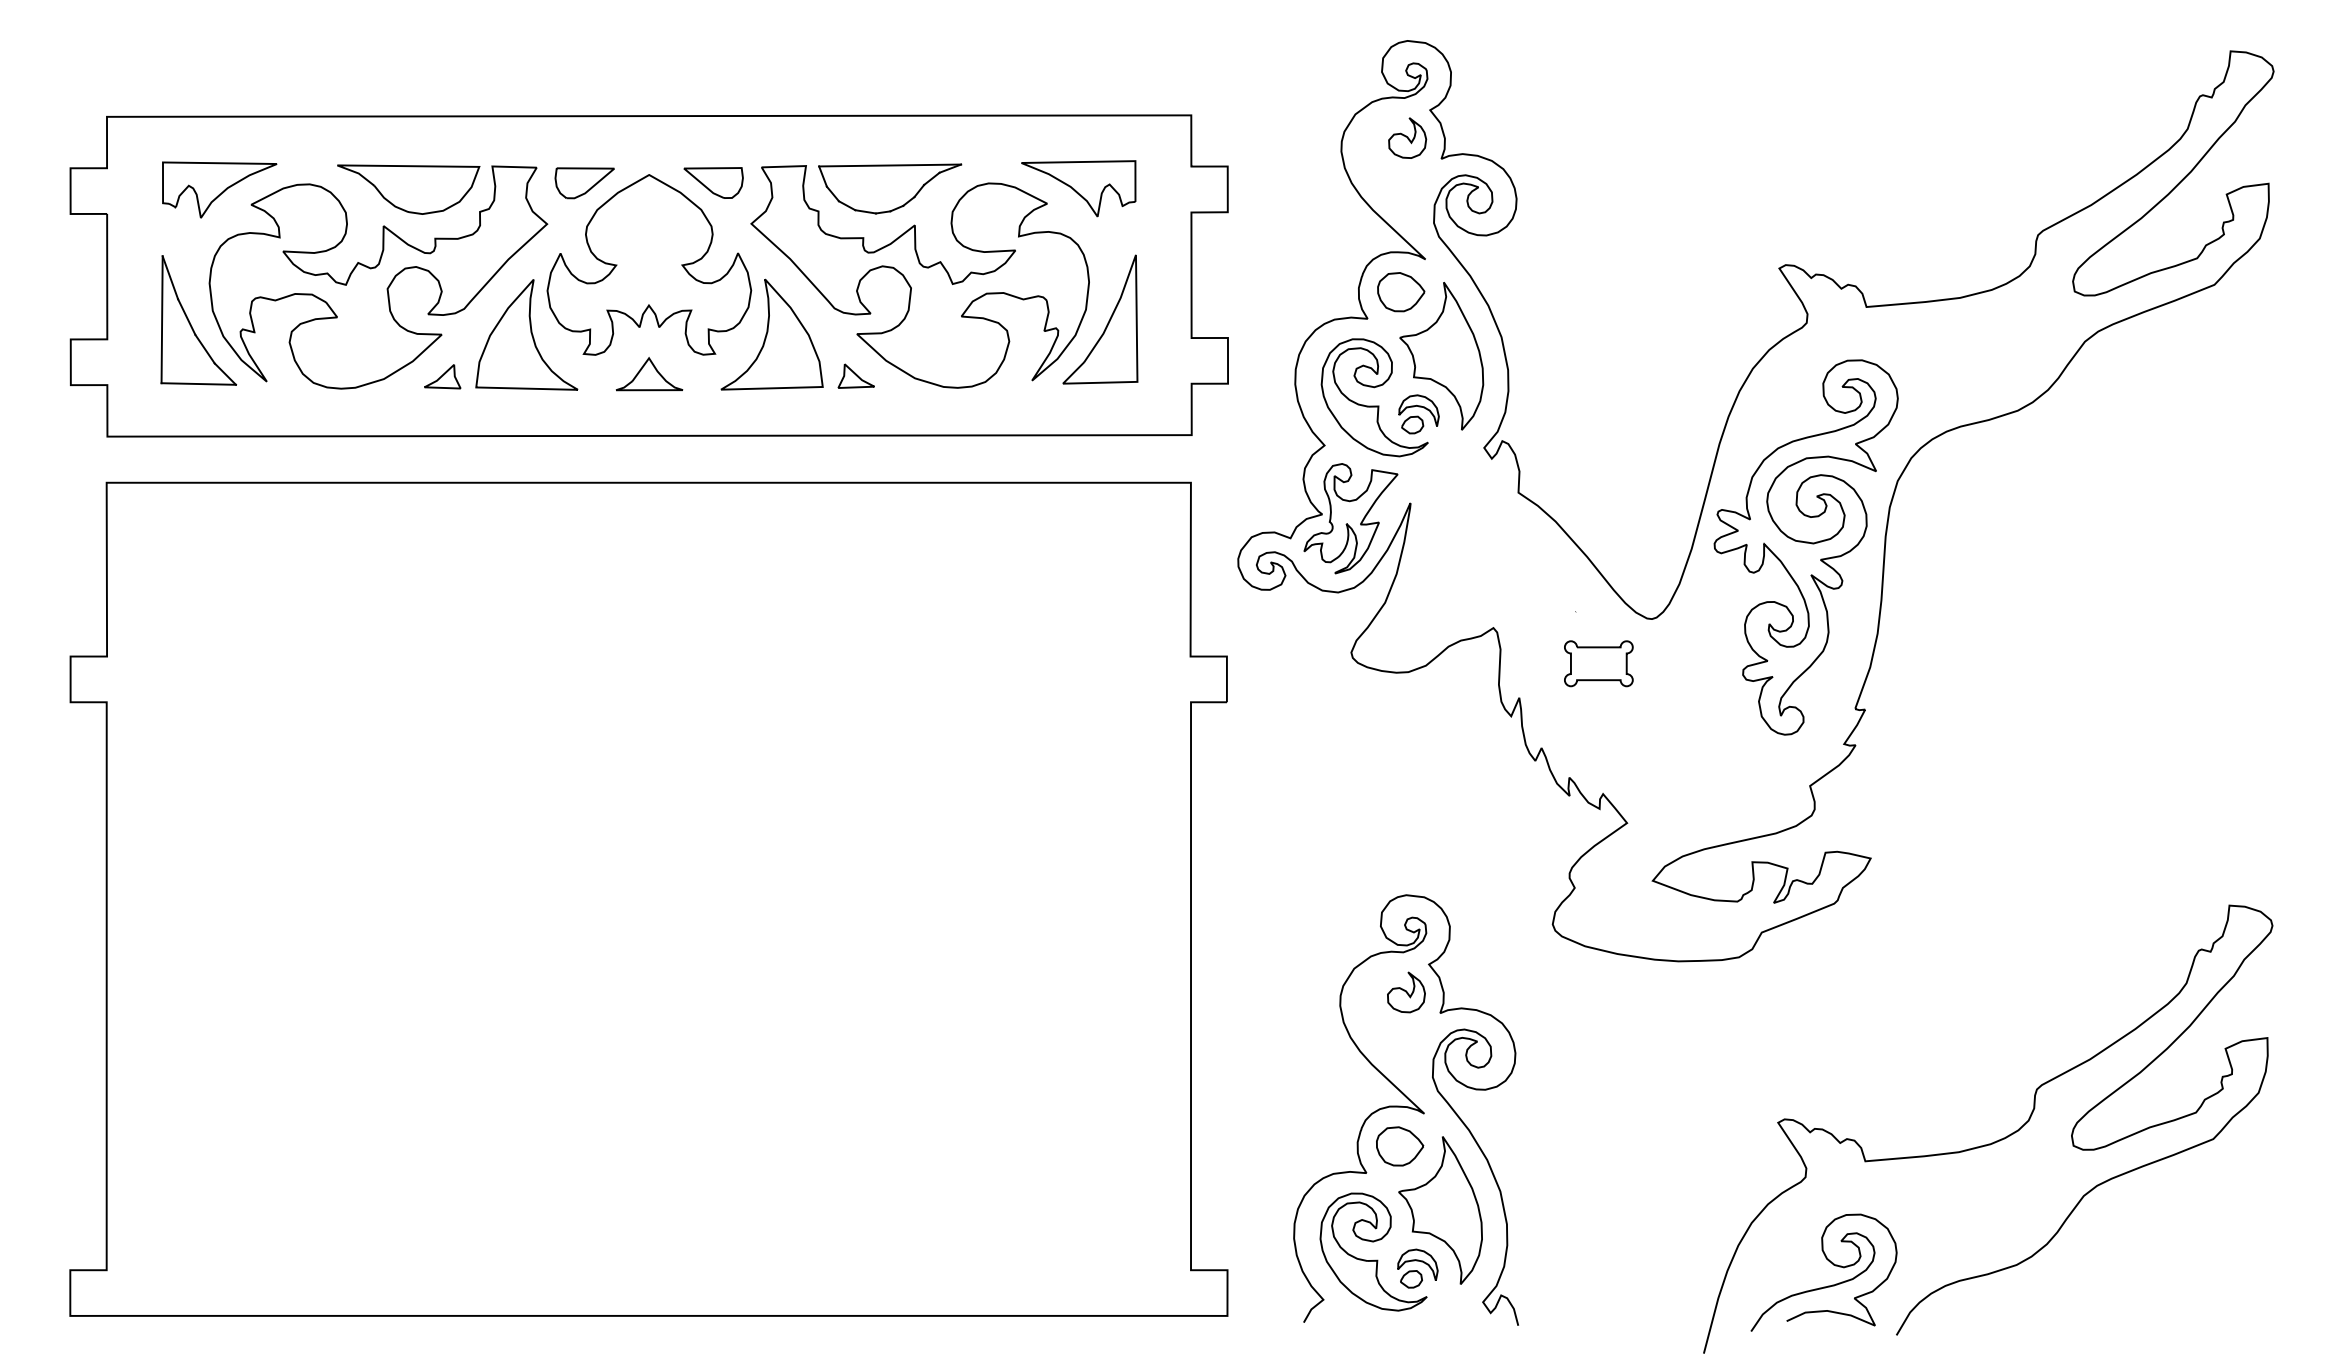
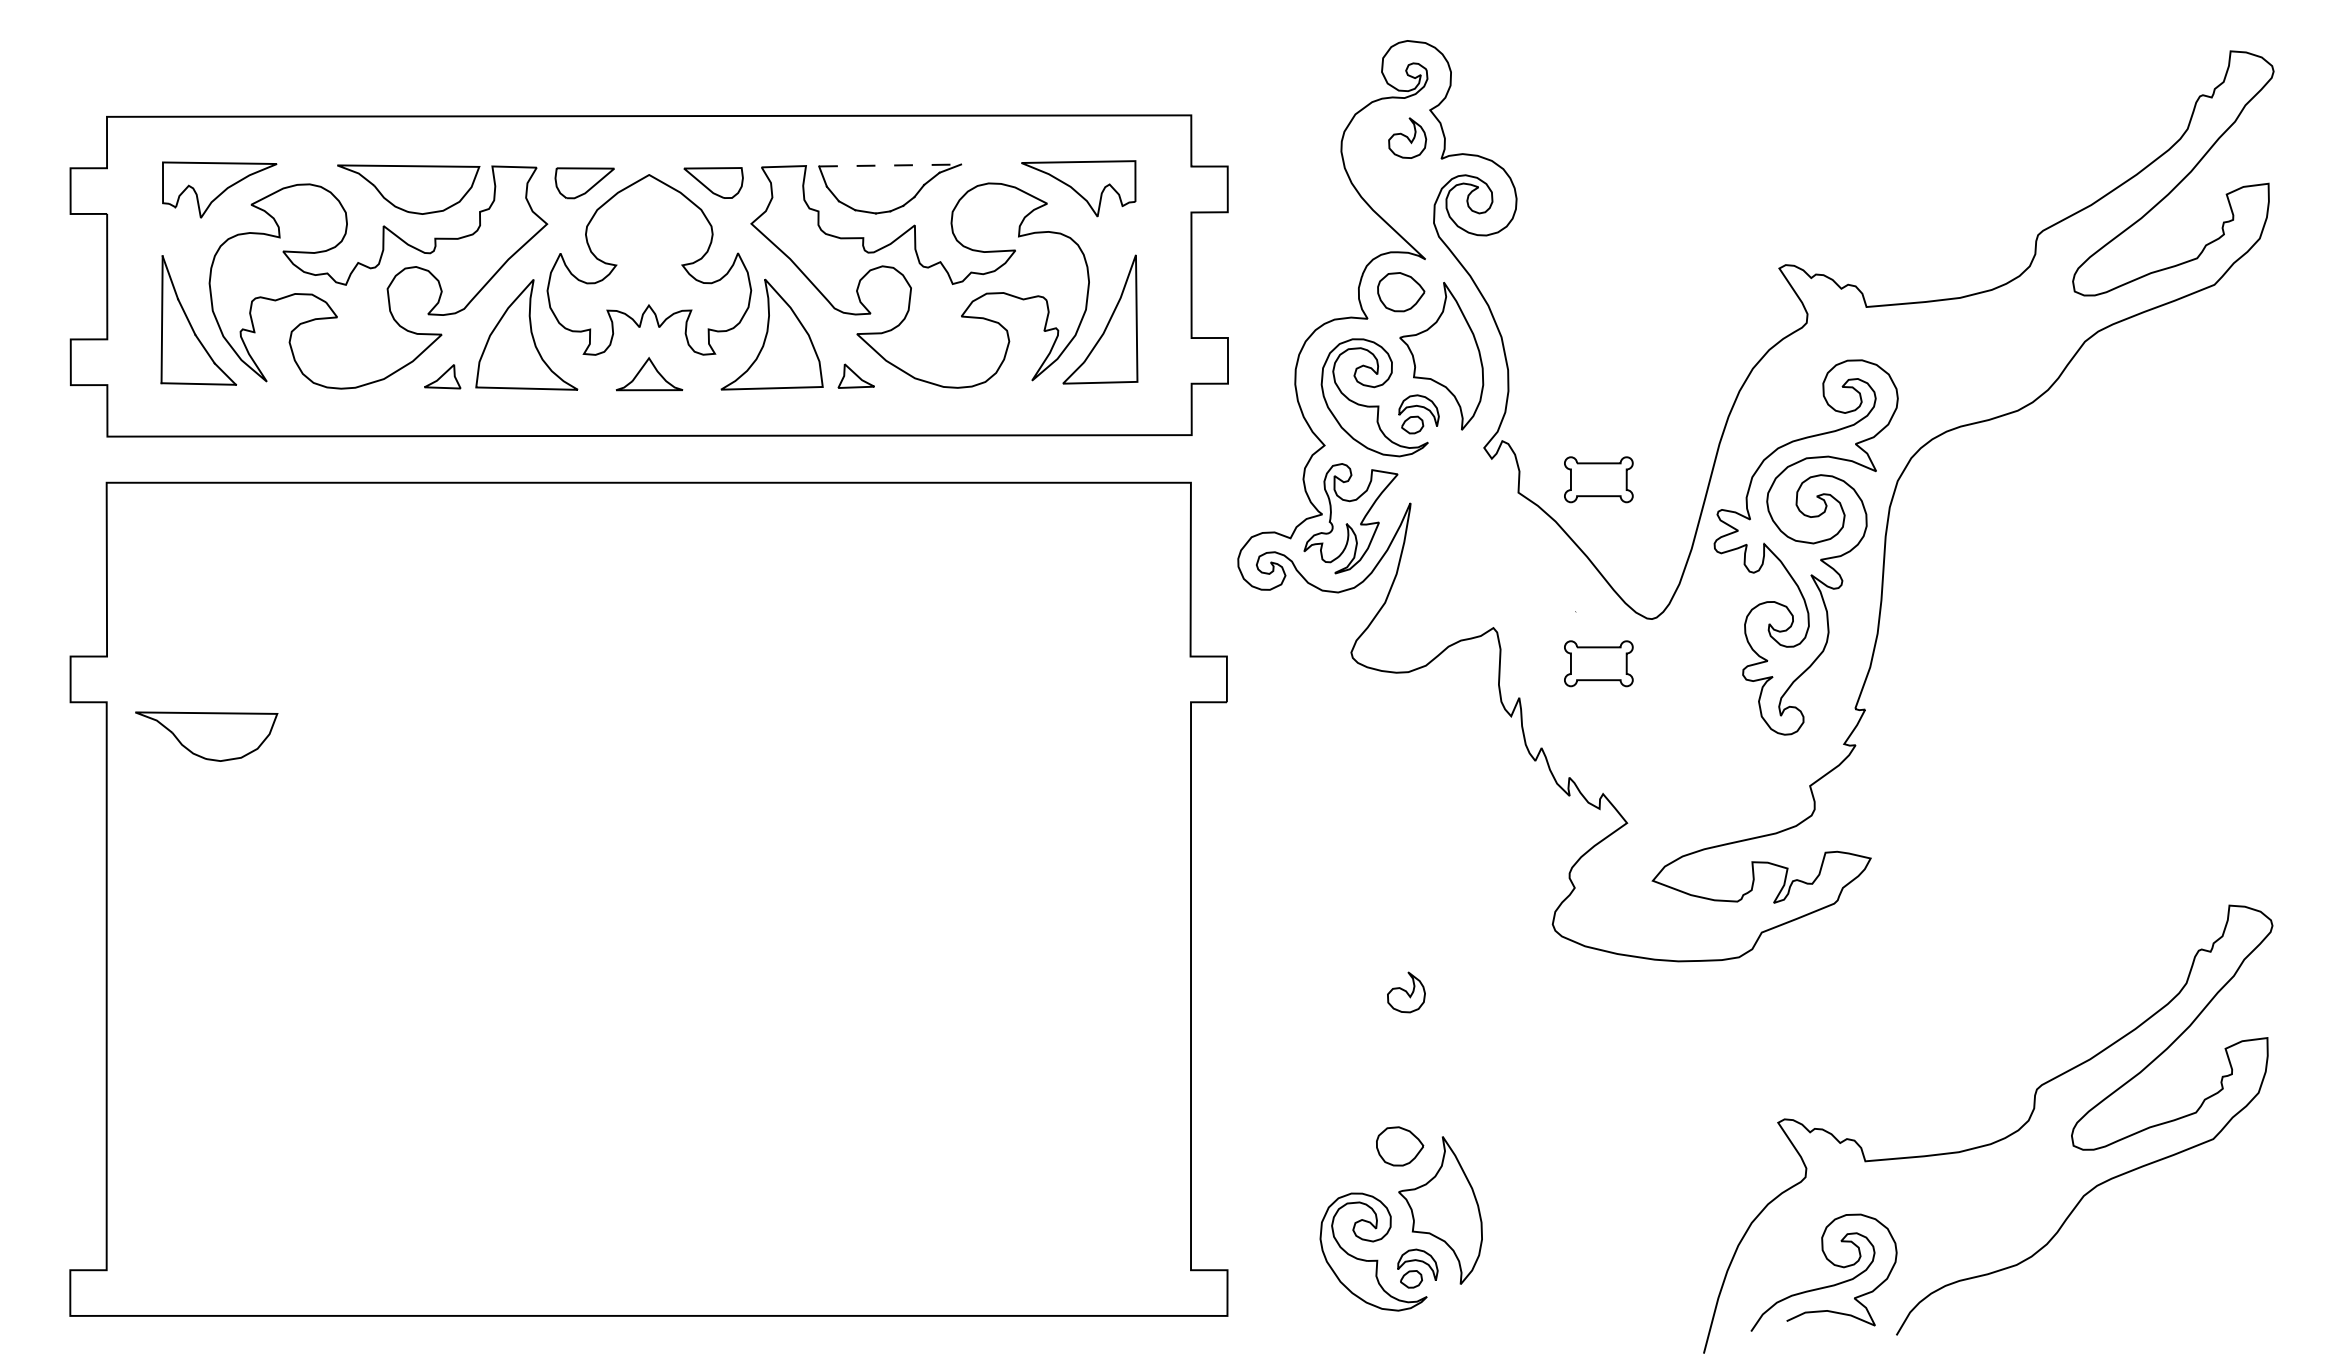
line: solid -> dashed (890, 165)
part: none -> present (1598, 479)
part: none -> present (206, 736)
curve: present -> none (1405, 1107)
